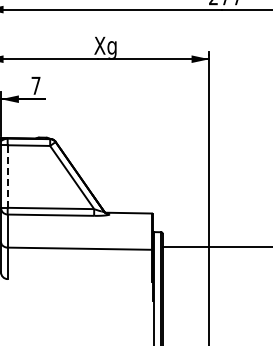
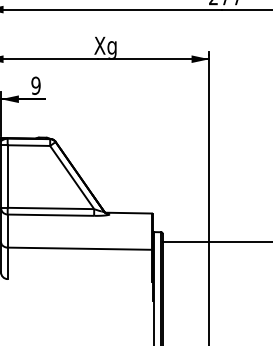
text: 7 -> 9 (35, 85)
line: dashed -> solid (7, 176)
line position: (215, 246) -> (215, 241) (215, 241)
